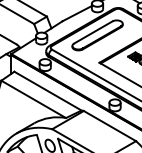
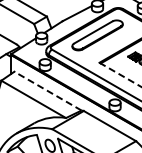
line: solid -> dashed (121, 75)
line: solid -> dashed (48, 91)
